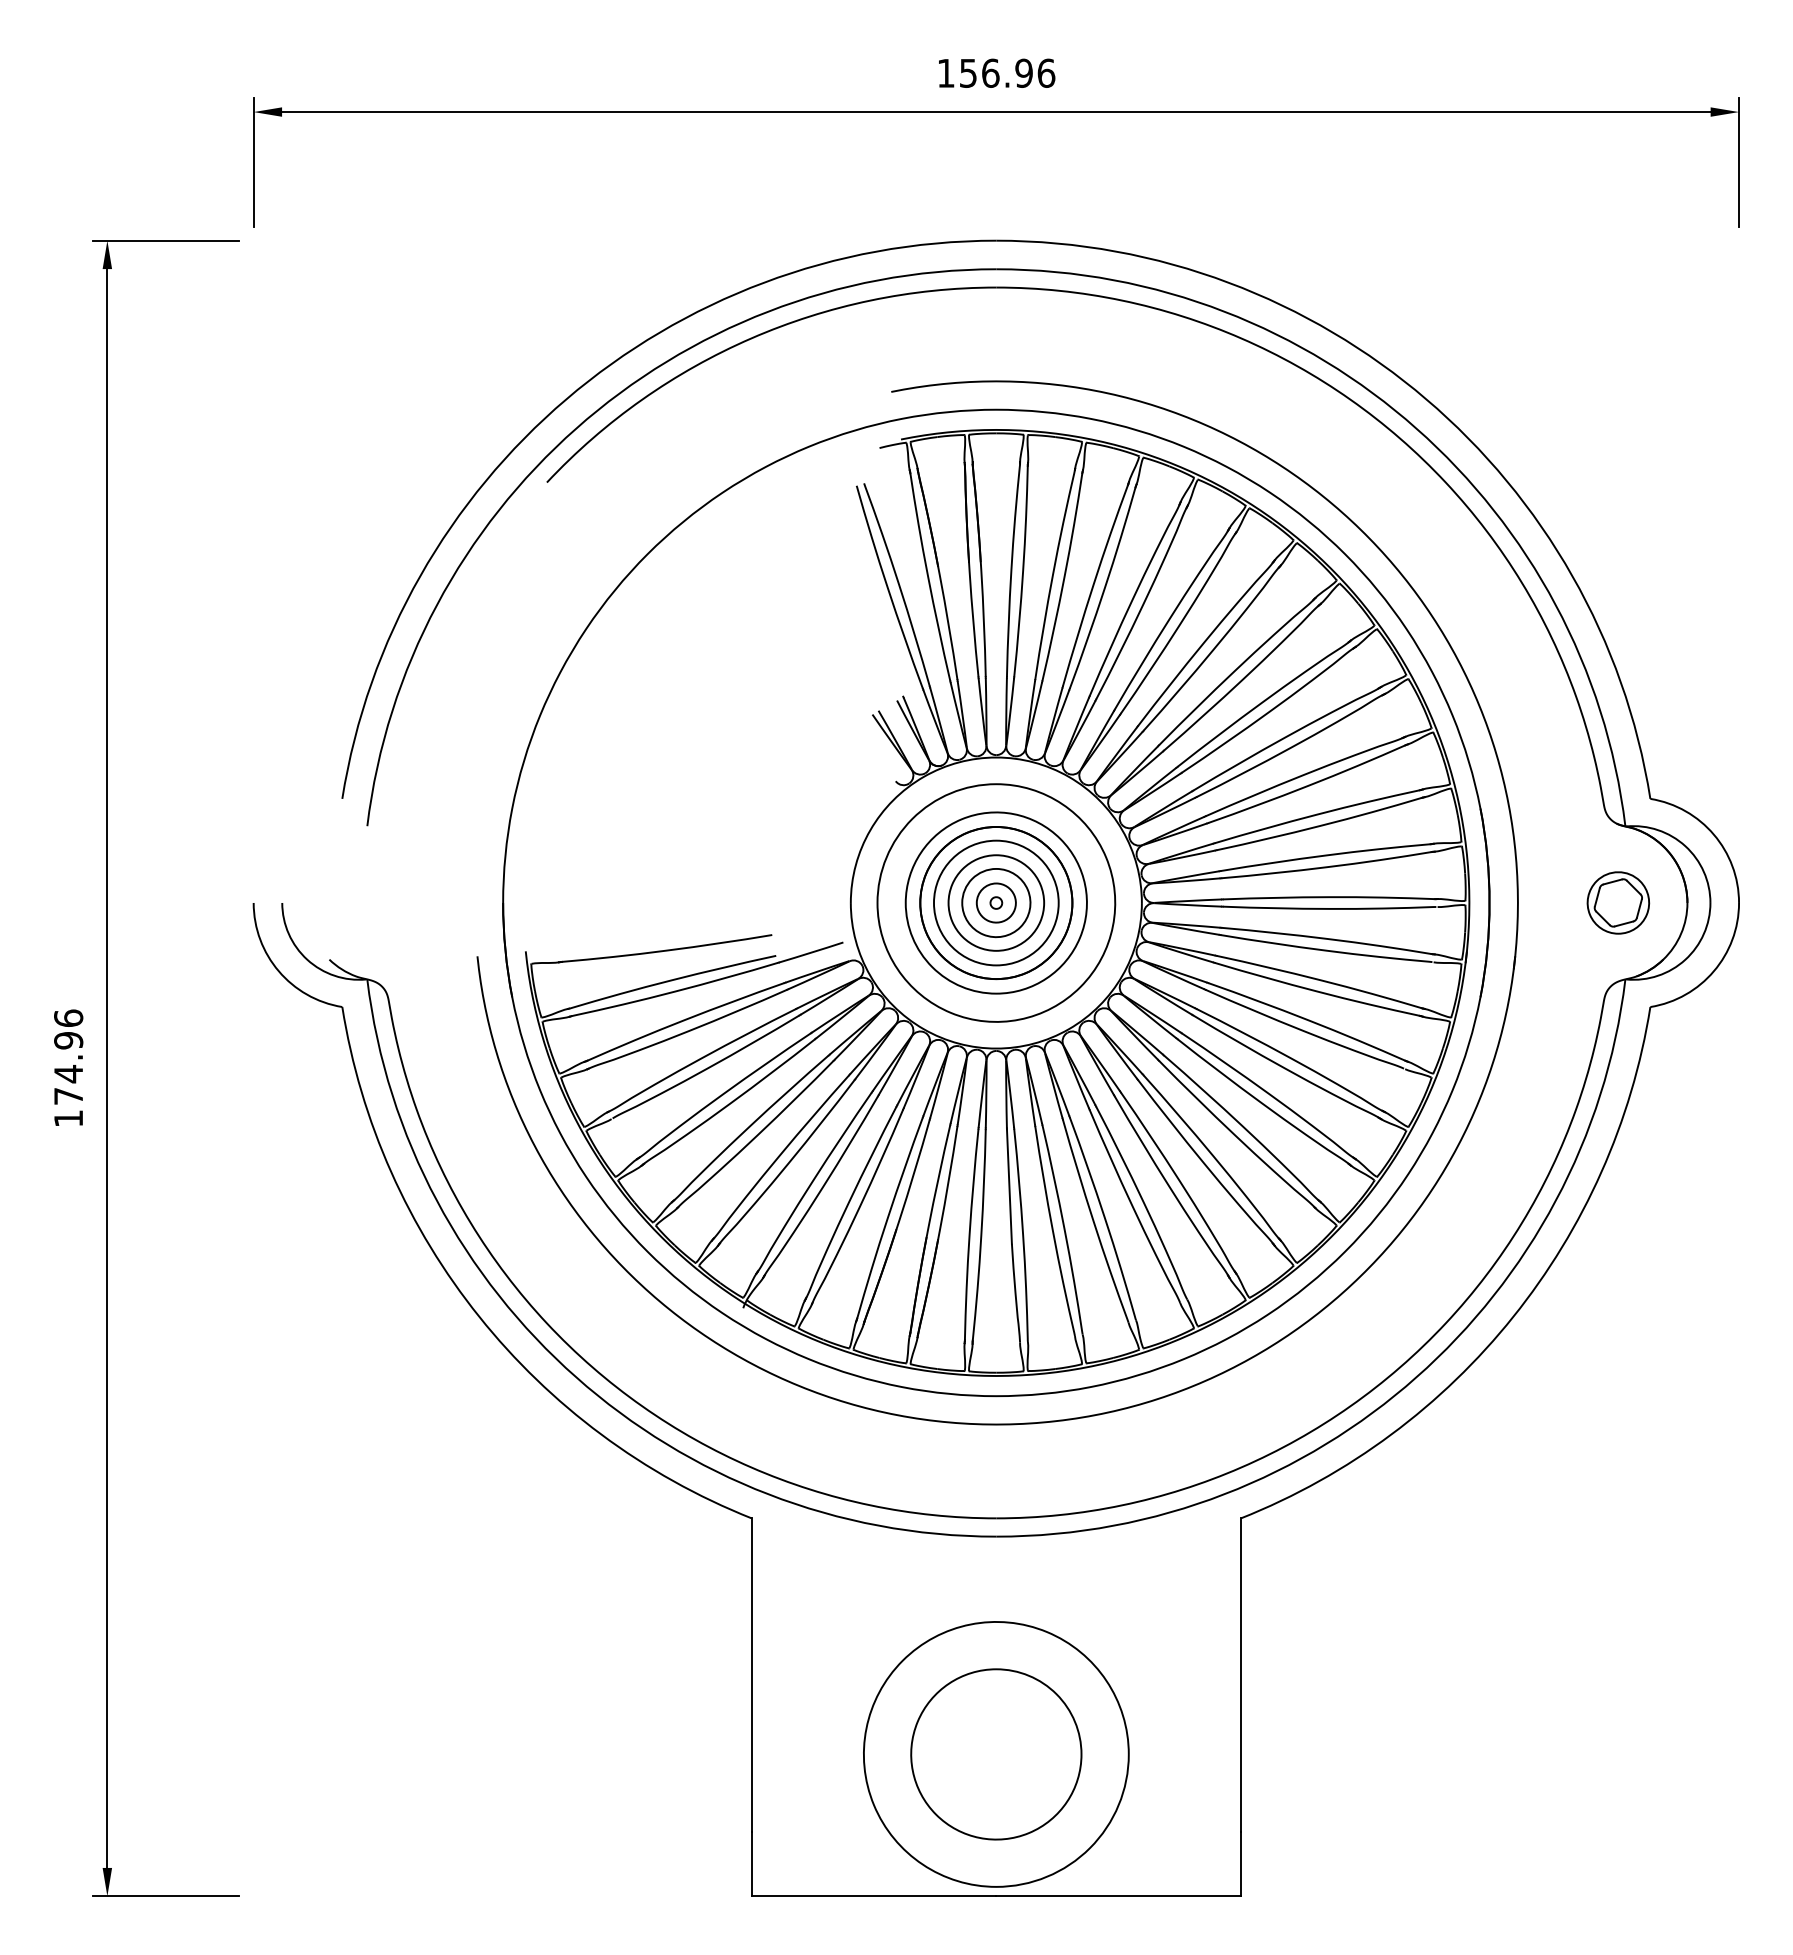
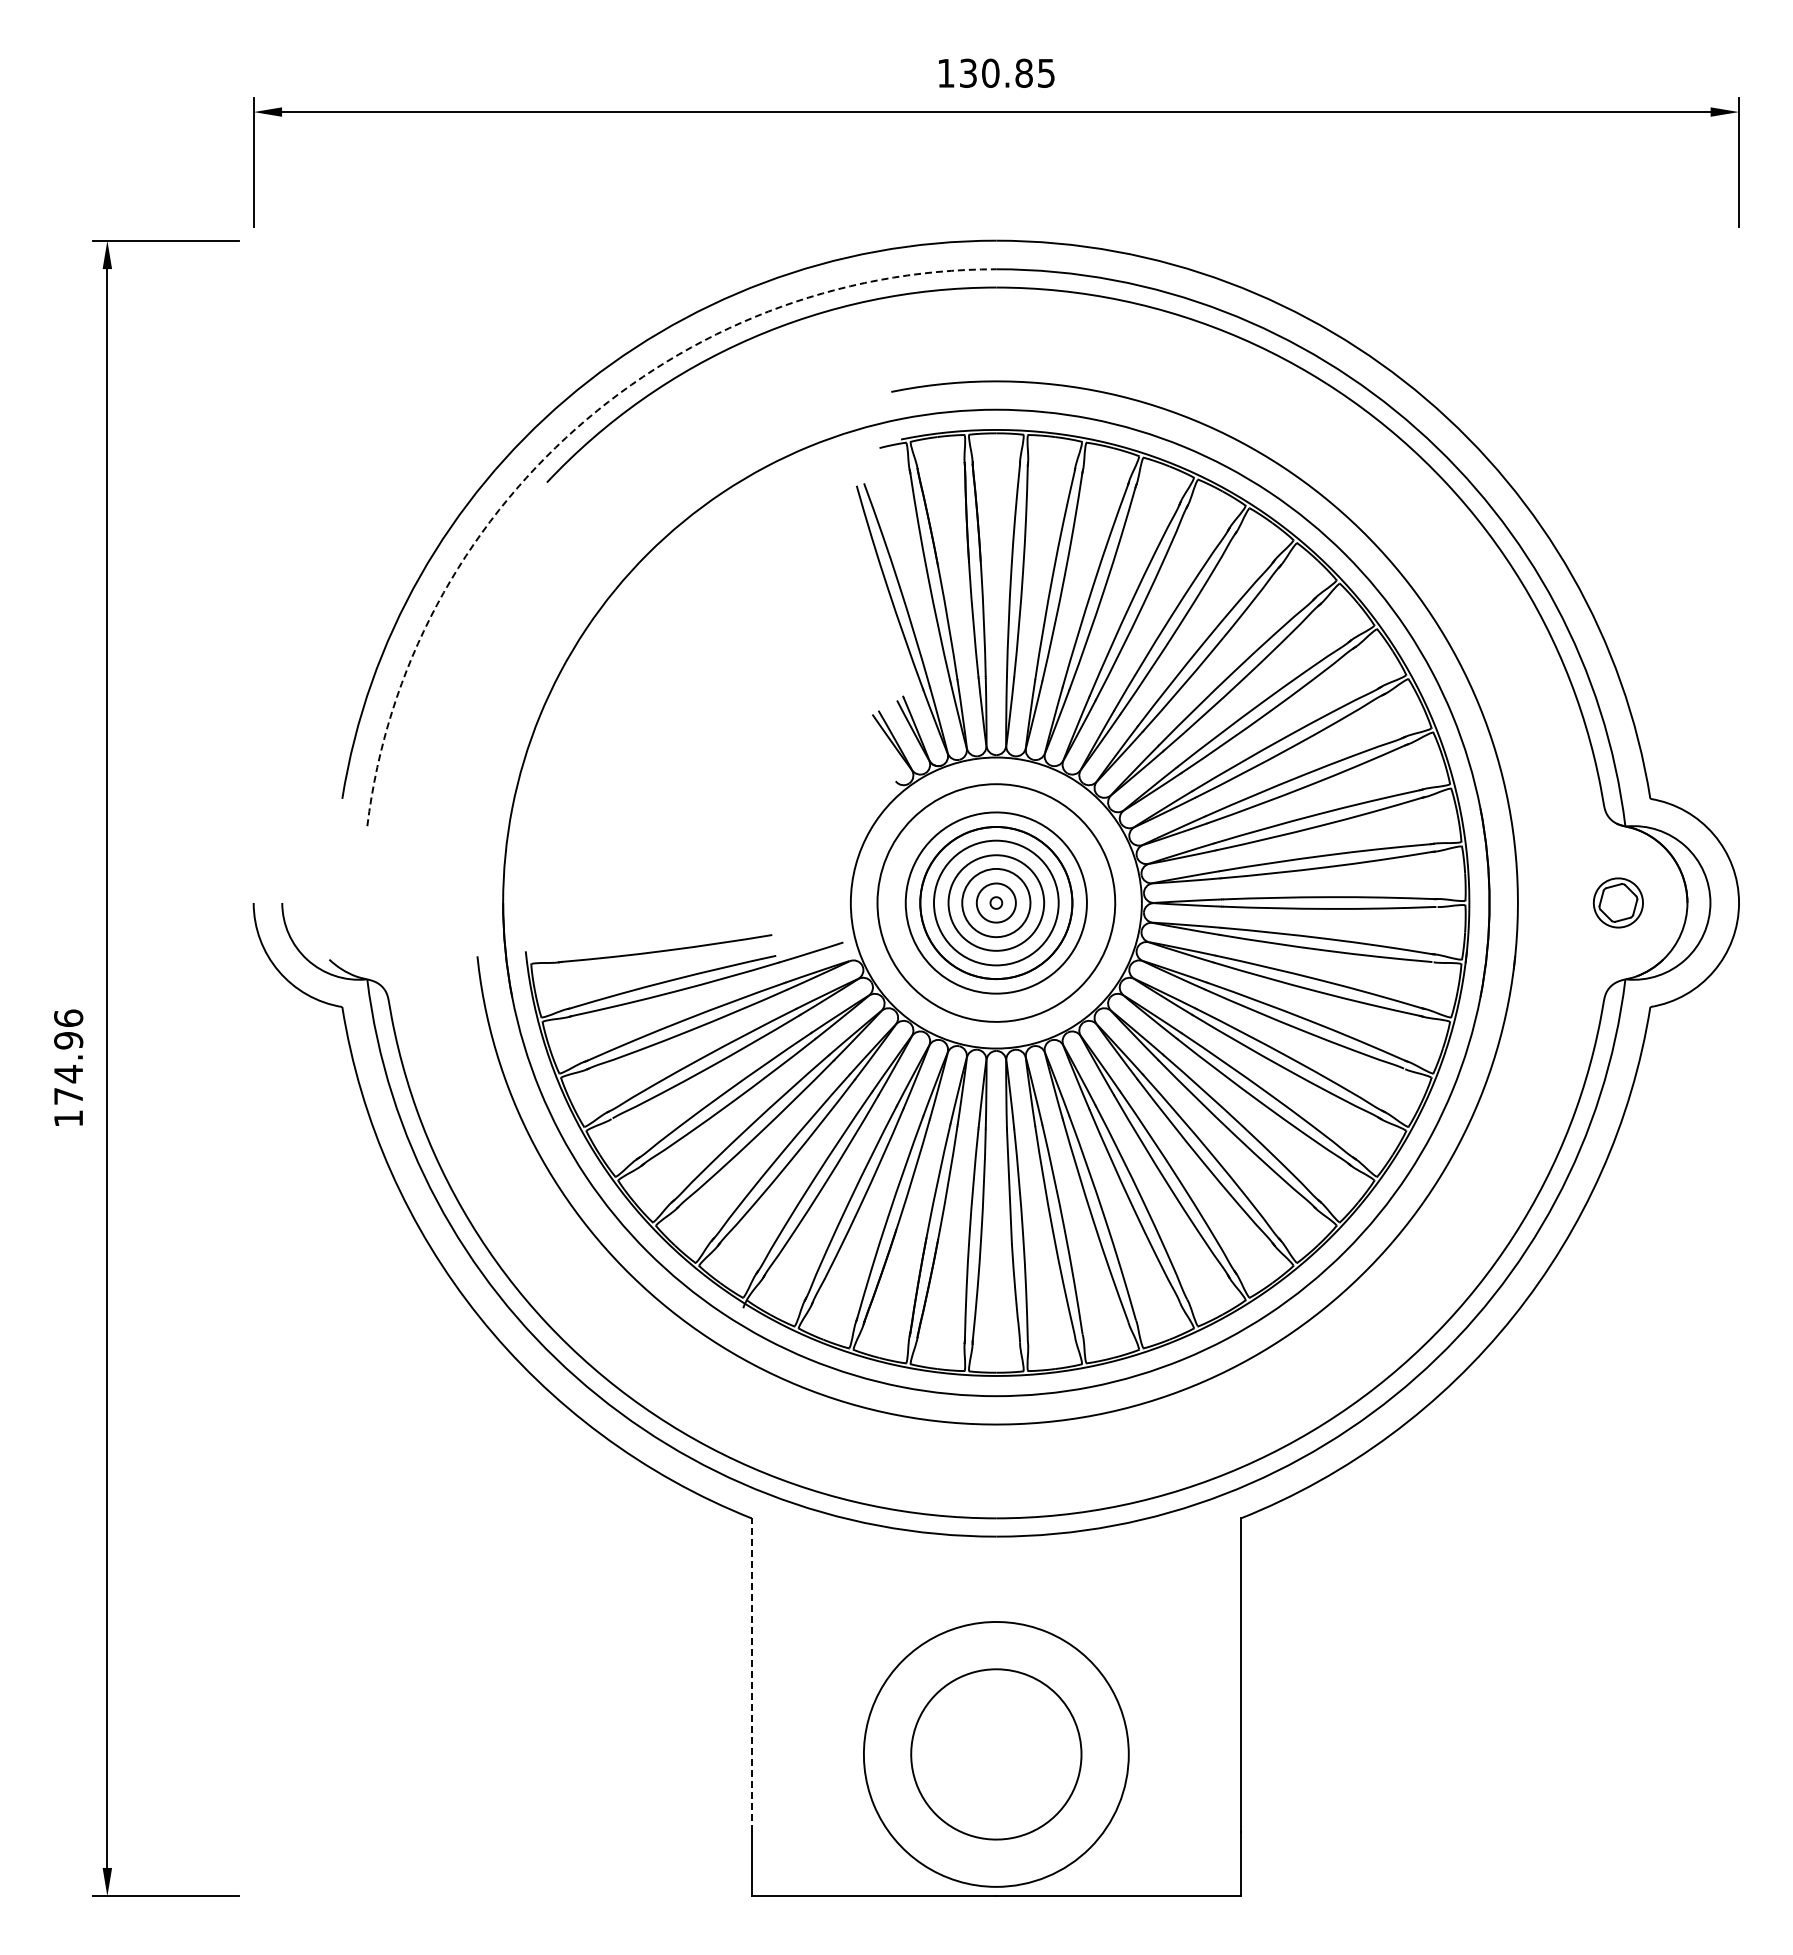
text: 156.96 -> 130.85 (1007, 72)
arc: solid -> dashed (576, 428)
part size: 65x64 px -> 52x52 px (1617, 902)
line: solid -> dashed (751, 1675)
